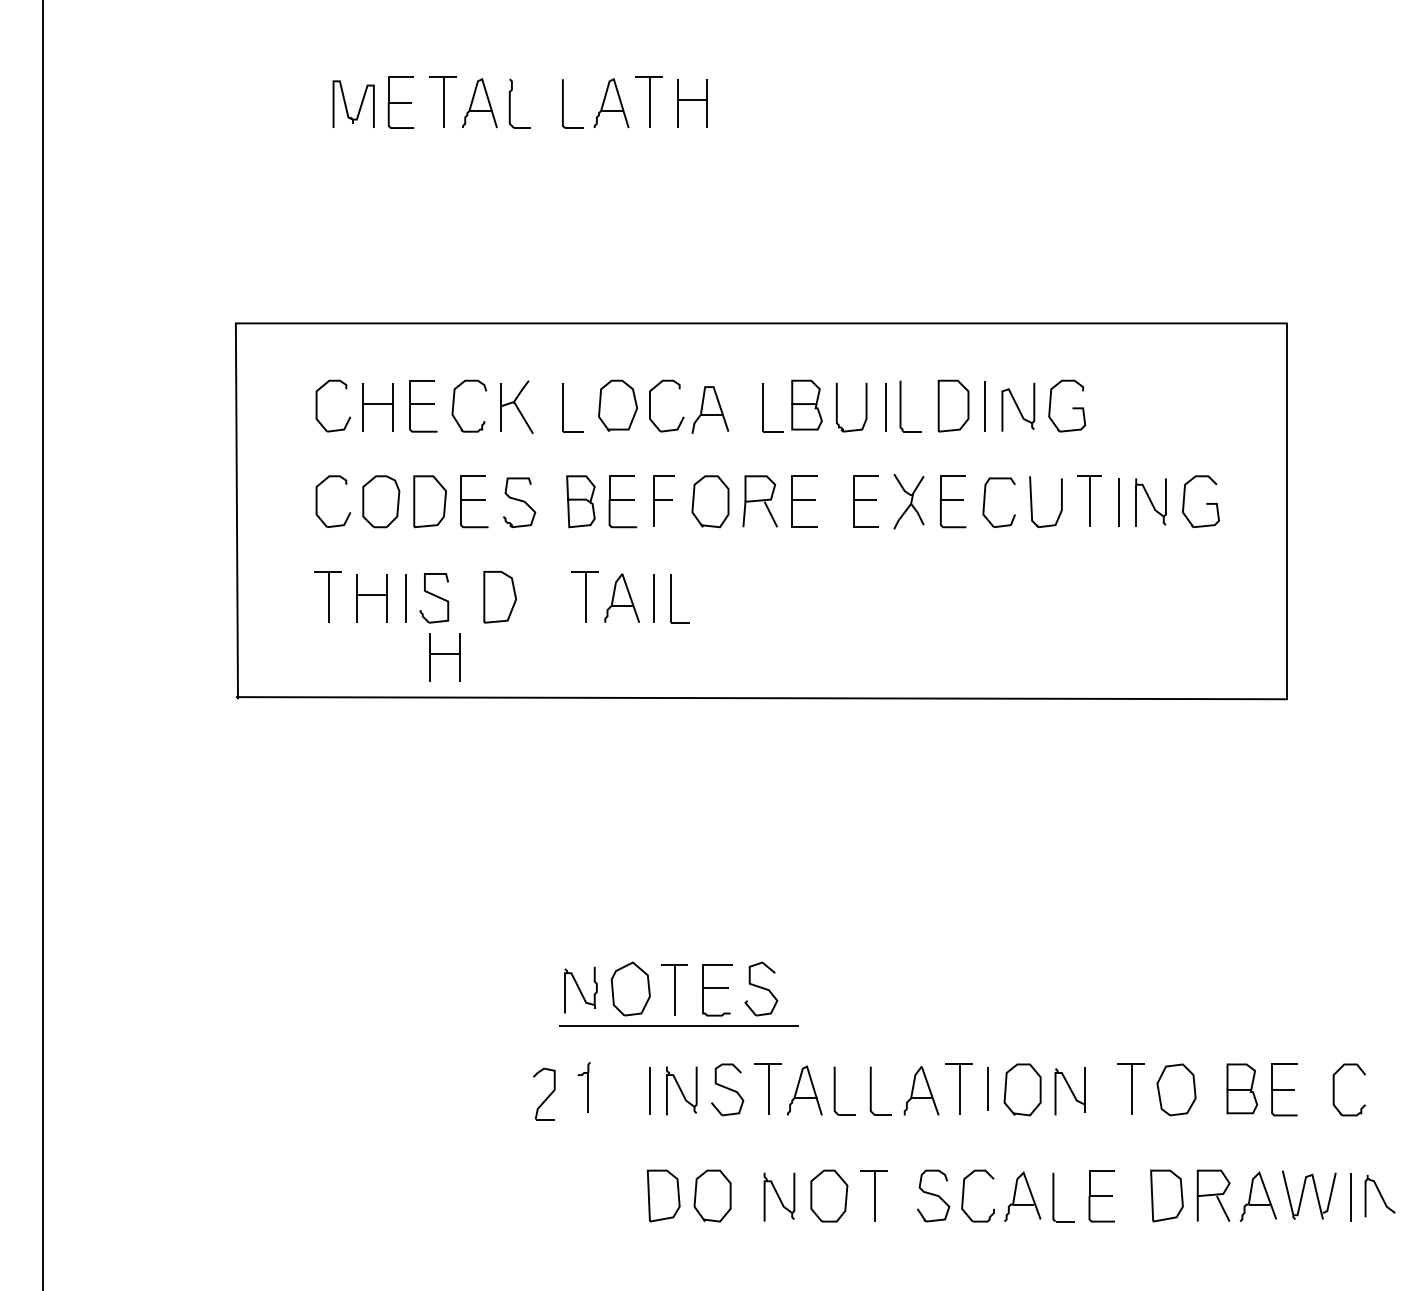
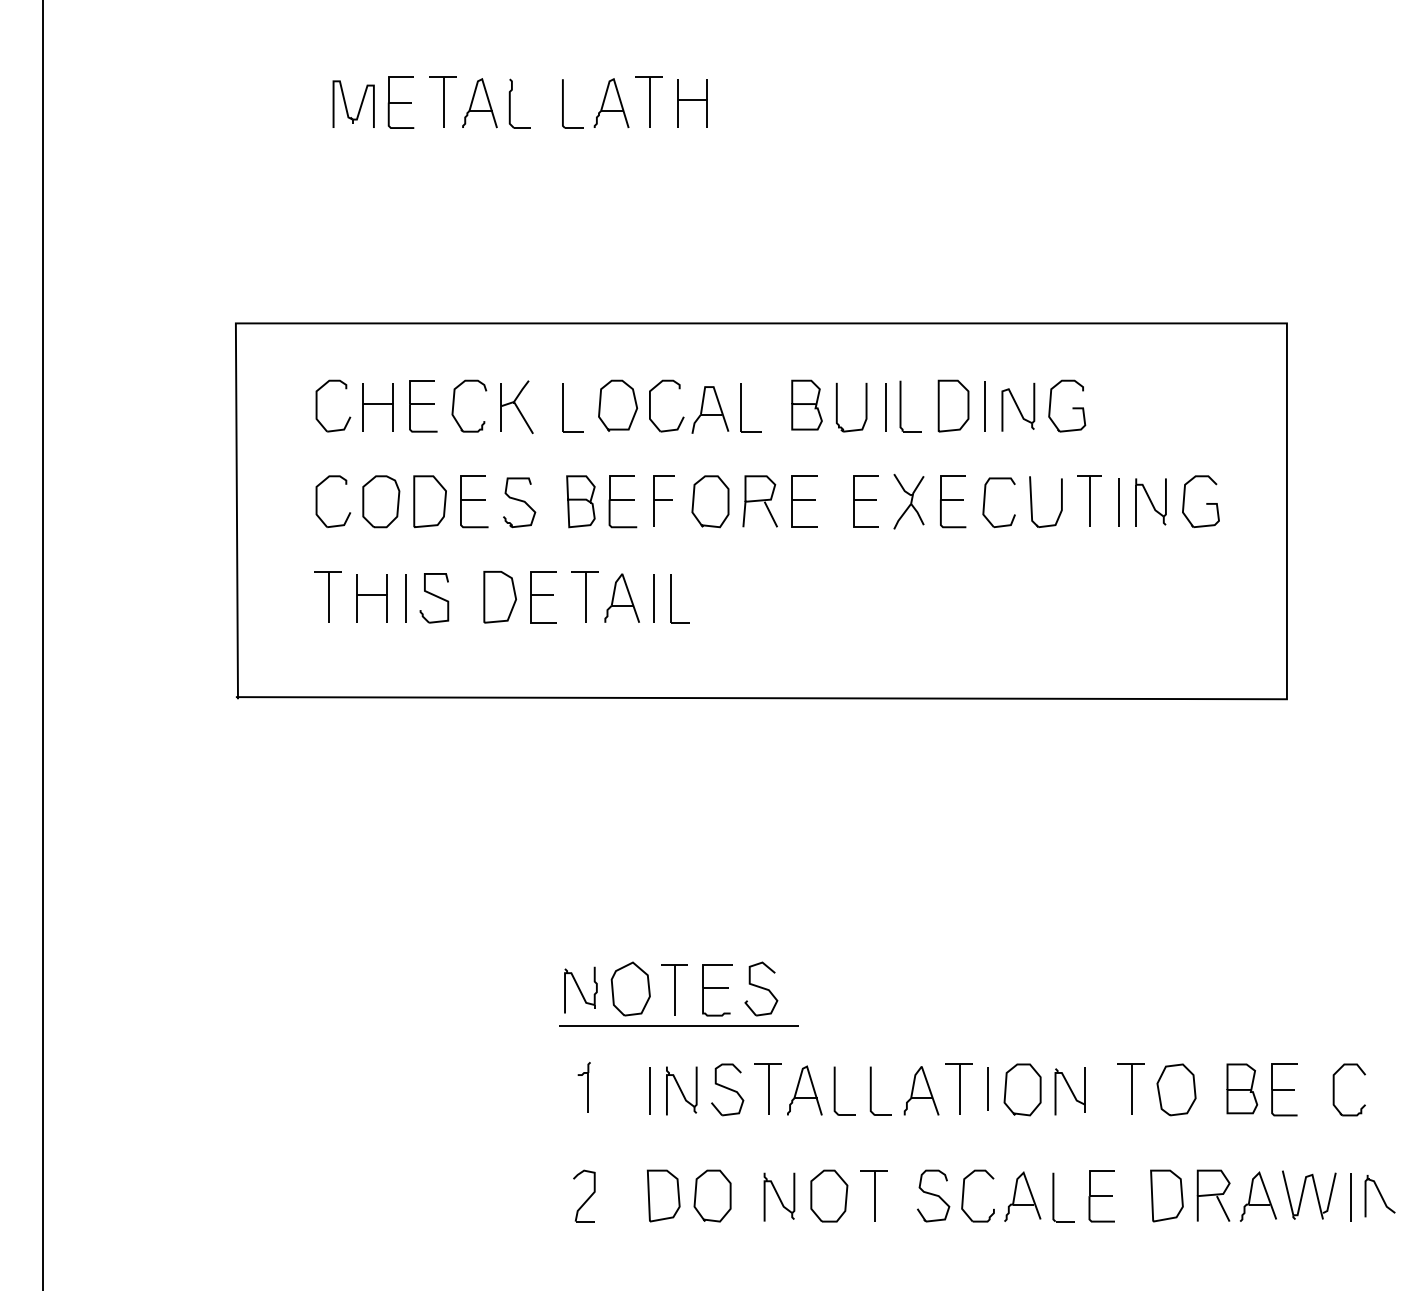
part position: (763, 407) -> (741, 407) (741, 407)
part: none -> present (543, 597)
part: present -> none (444, 657)
part position: (544, 1093) -> (584, 1195) (584, 1195)
